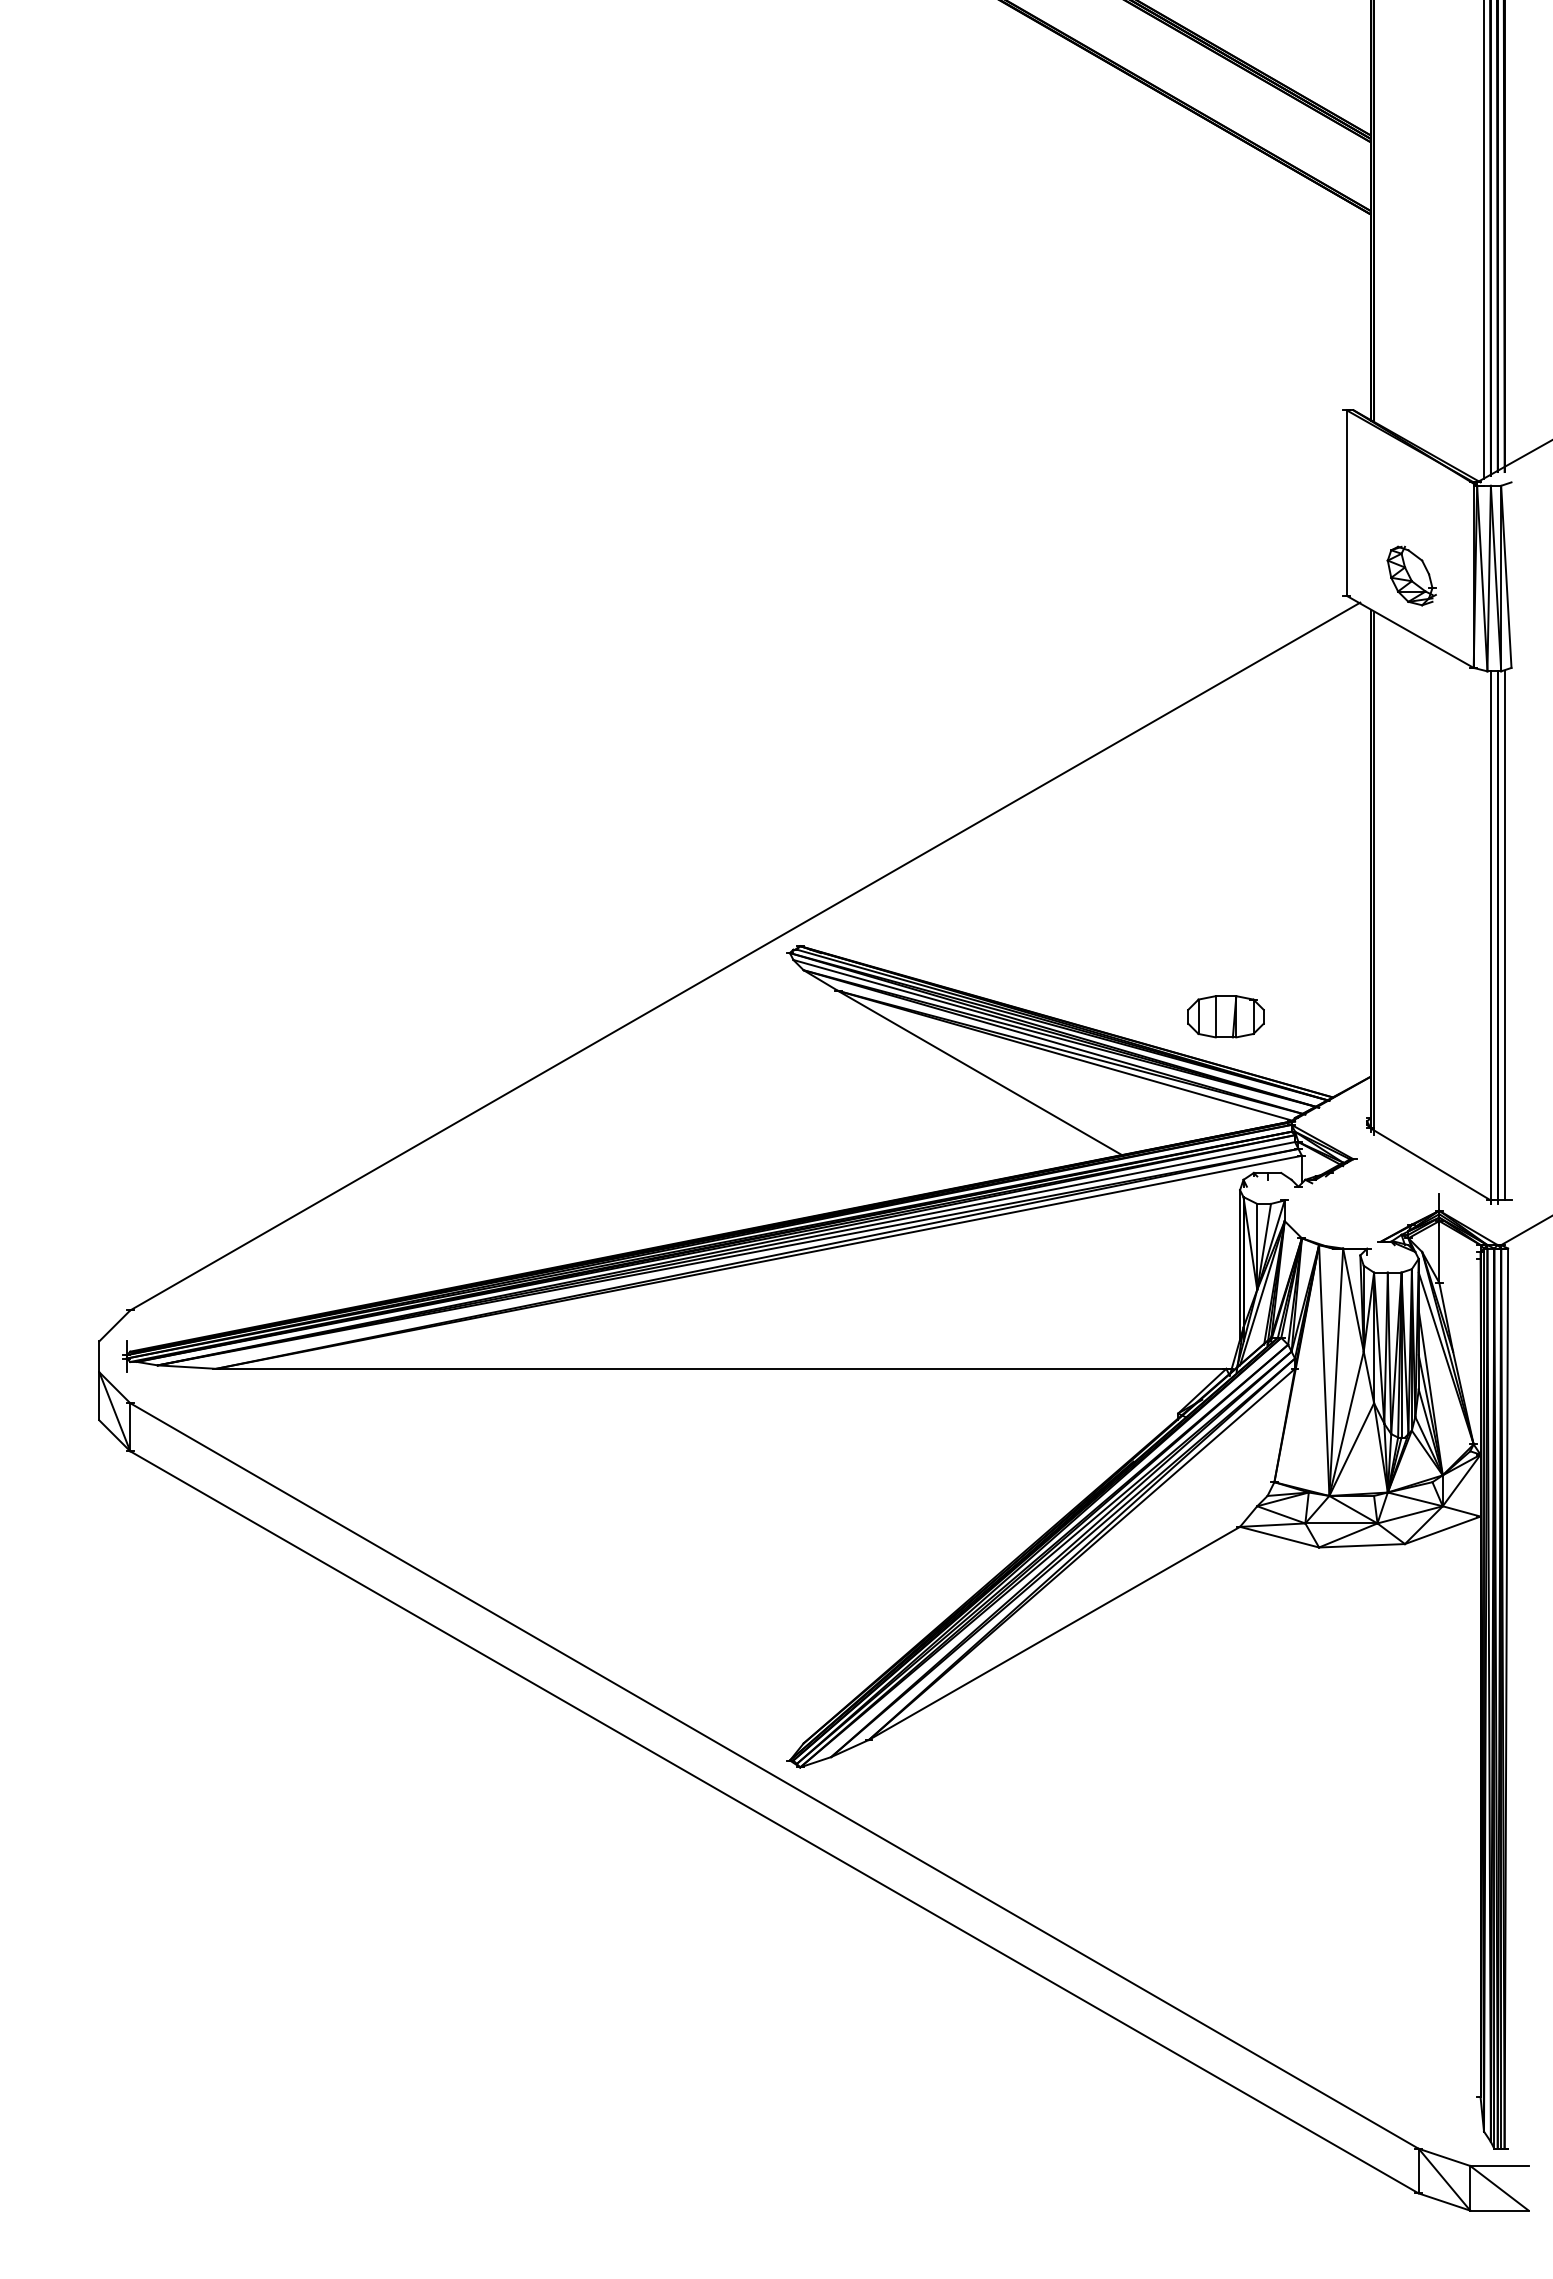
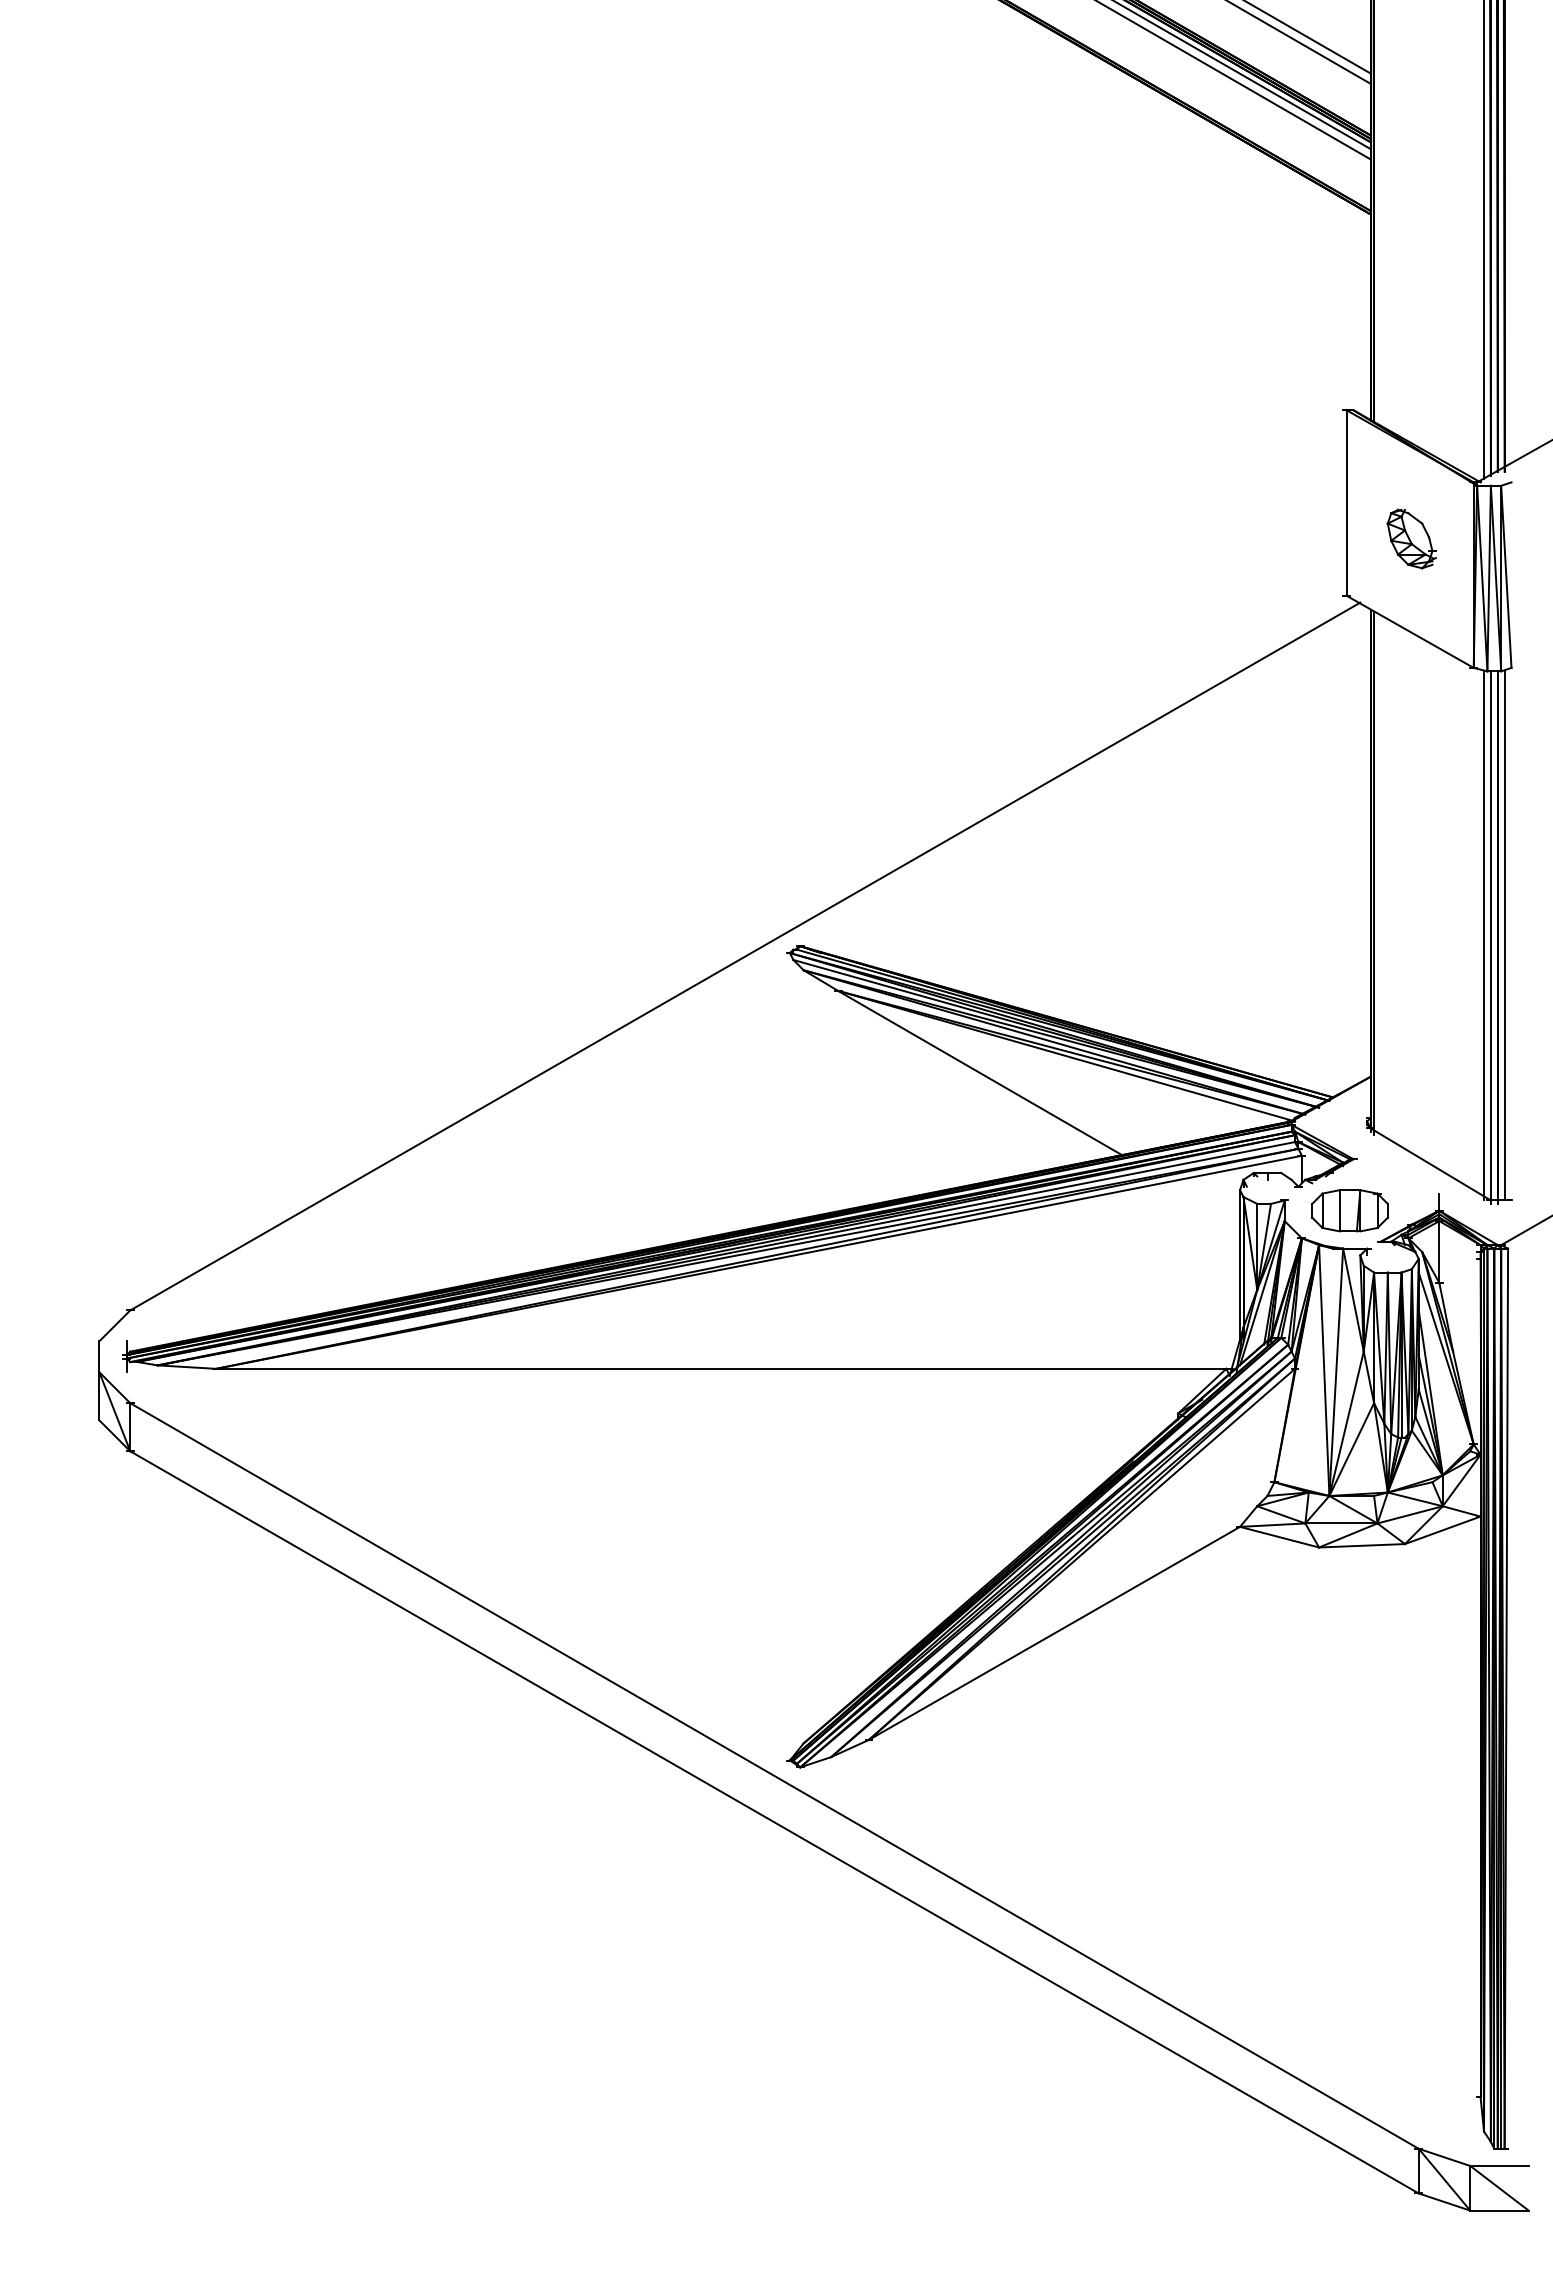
line: none -> present (1308, 37)
line: none -> present (1299, 42)
line: none -> present (1242, 75)
line: none -> present (1234, 80)
part position: (1411, 575) -> (1411, 538) (1411, 538)
line: none -> present (1484, 935)
part position: (1225, 1016) -> (1349, 1210) (1349, 1210)
